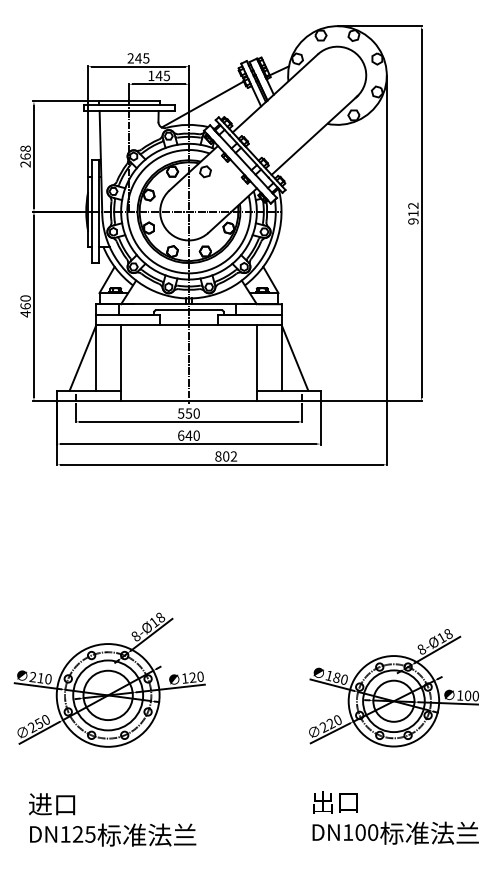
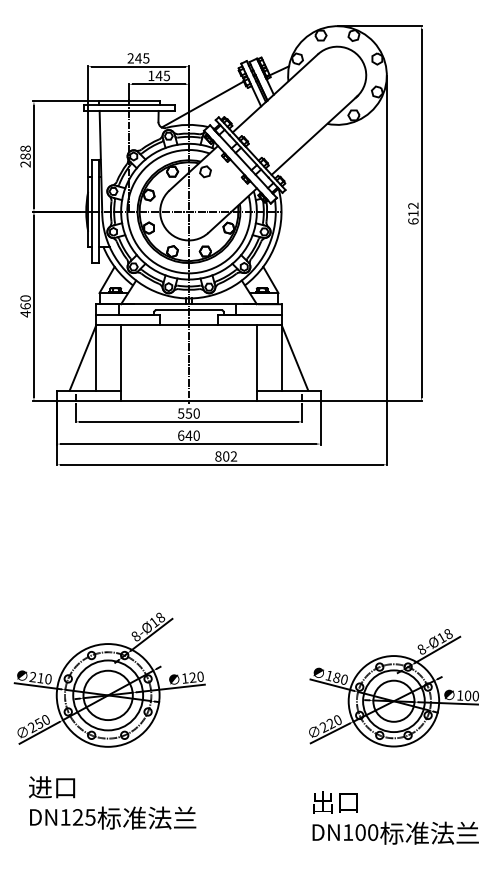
text: 268 -> 288 (25, 156)
text: 912 -> 612 (413, 221)
text position: (112, 819) -> (112, 802) (112, 802)
